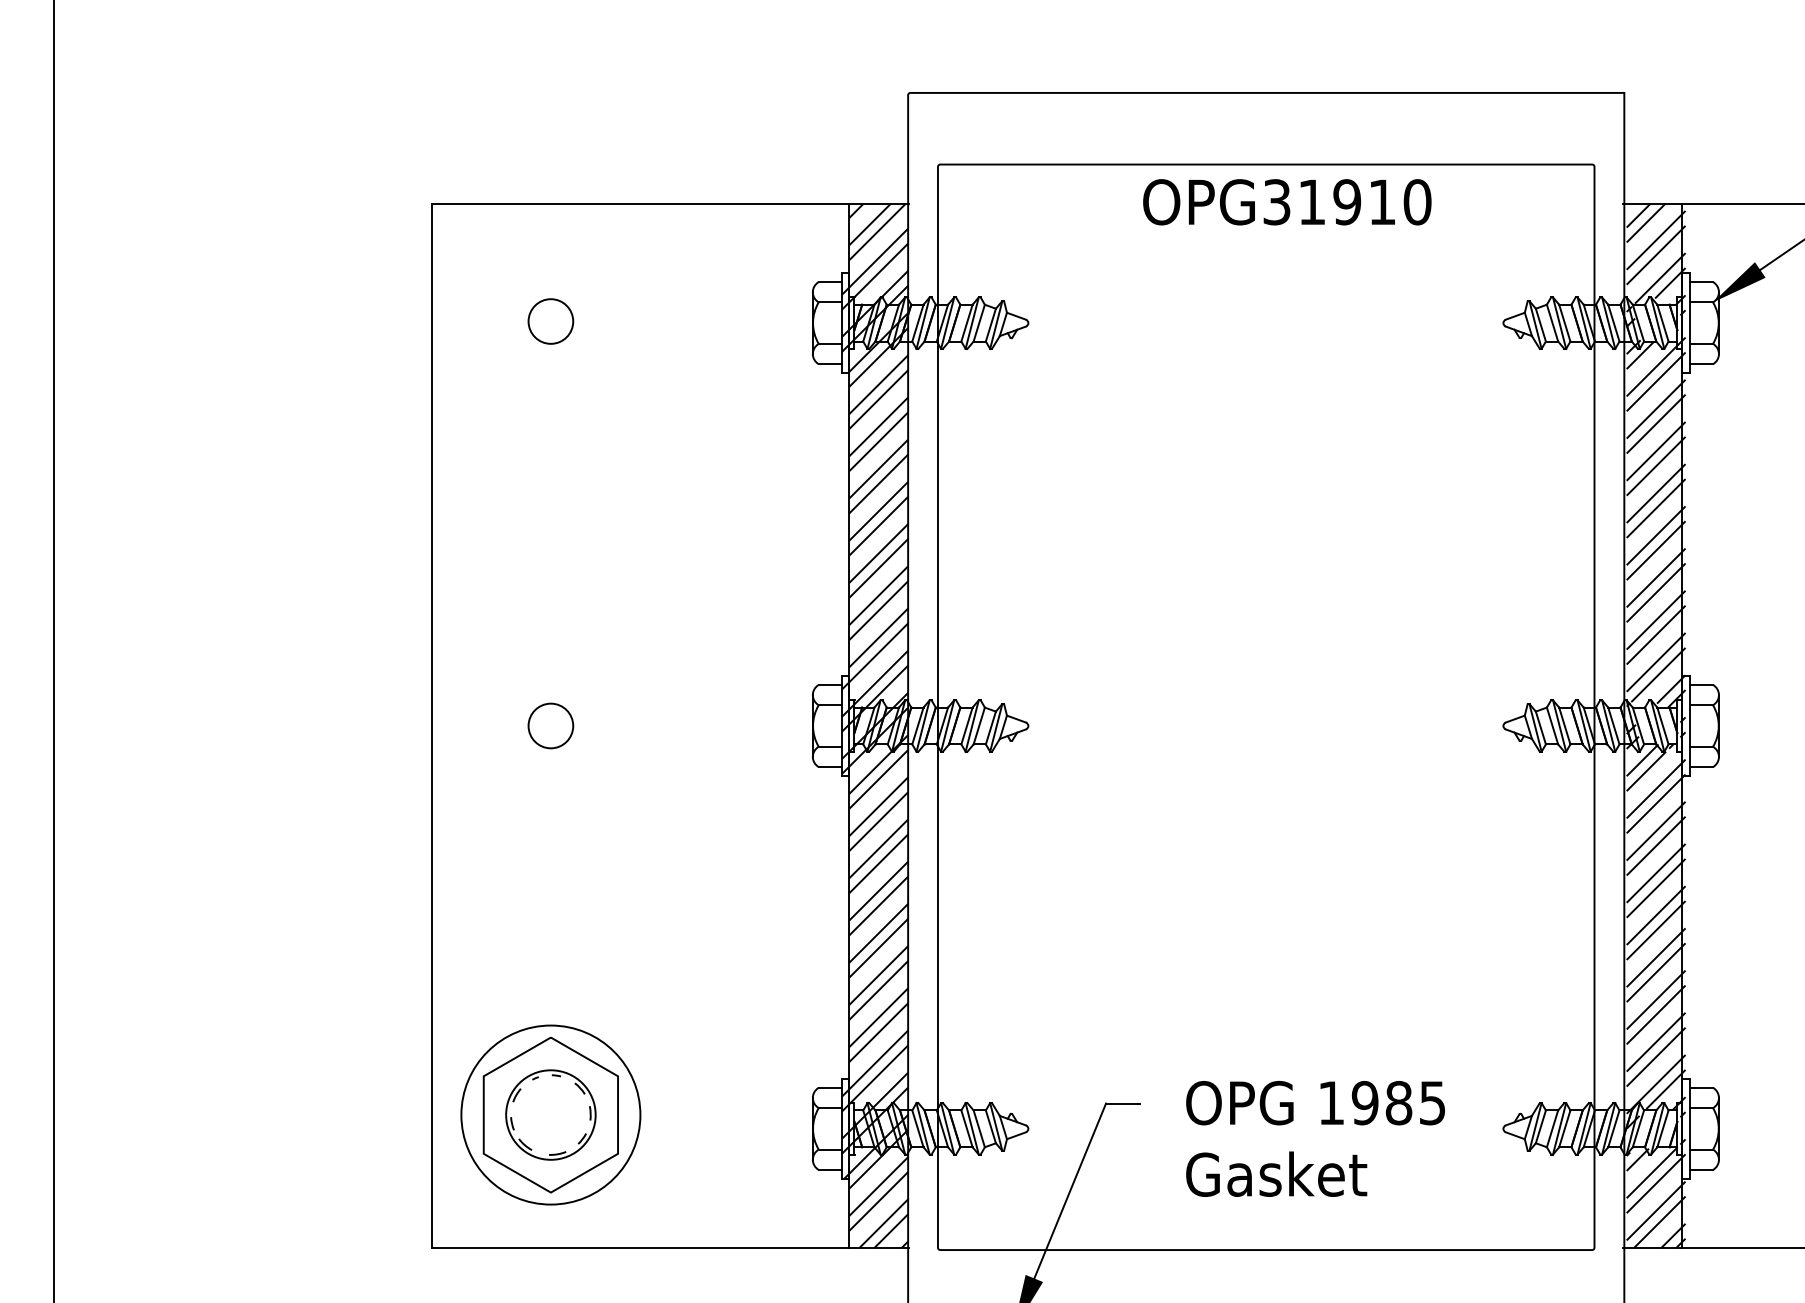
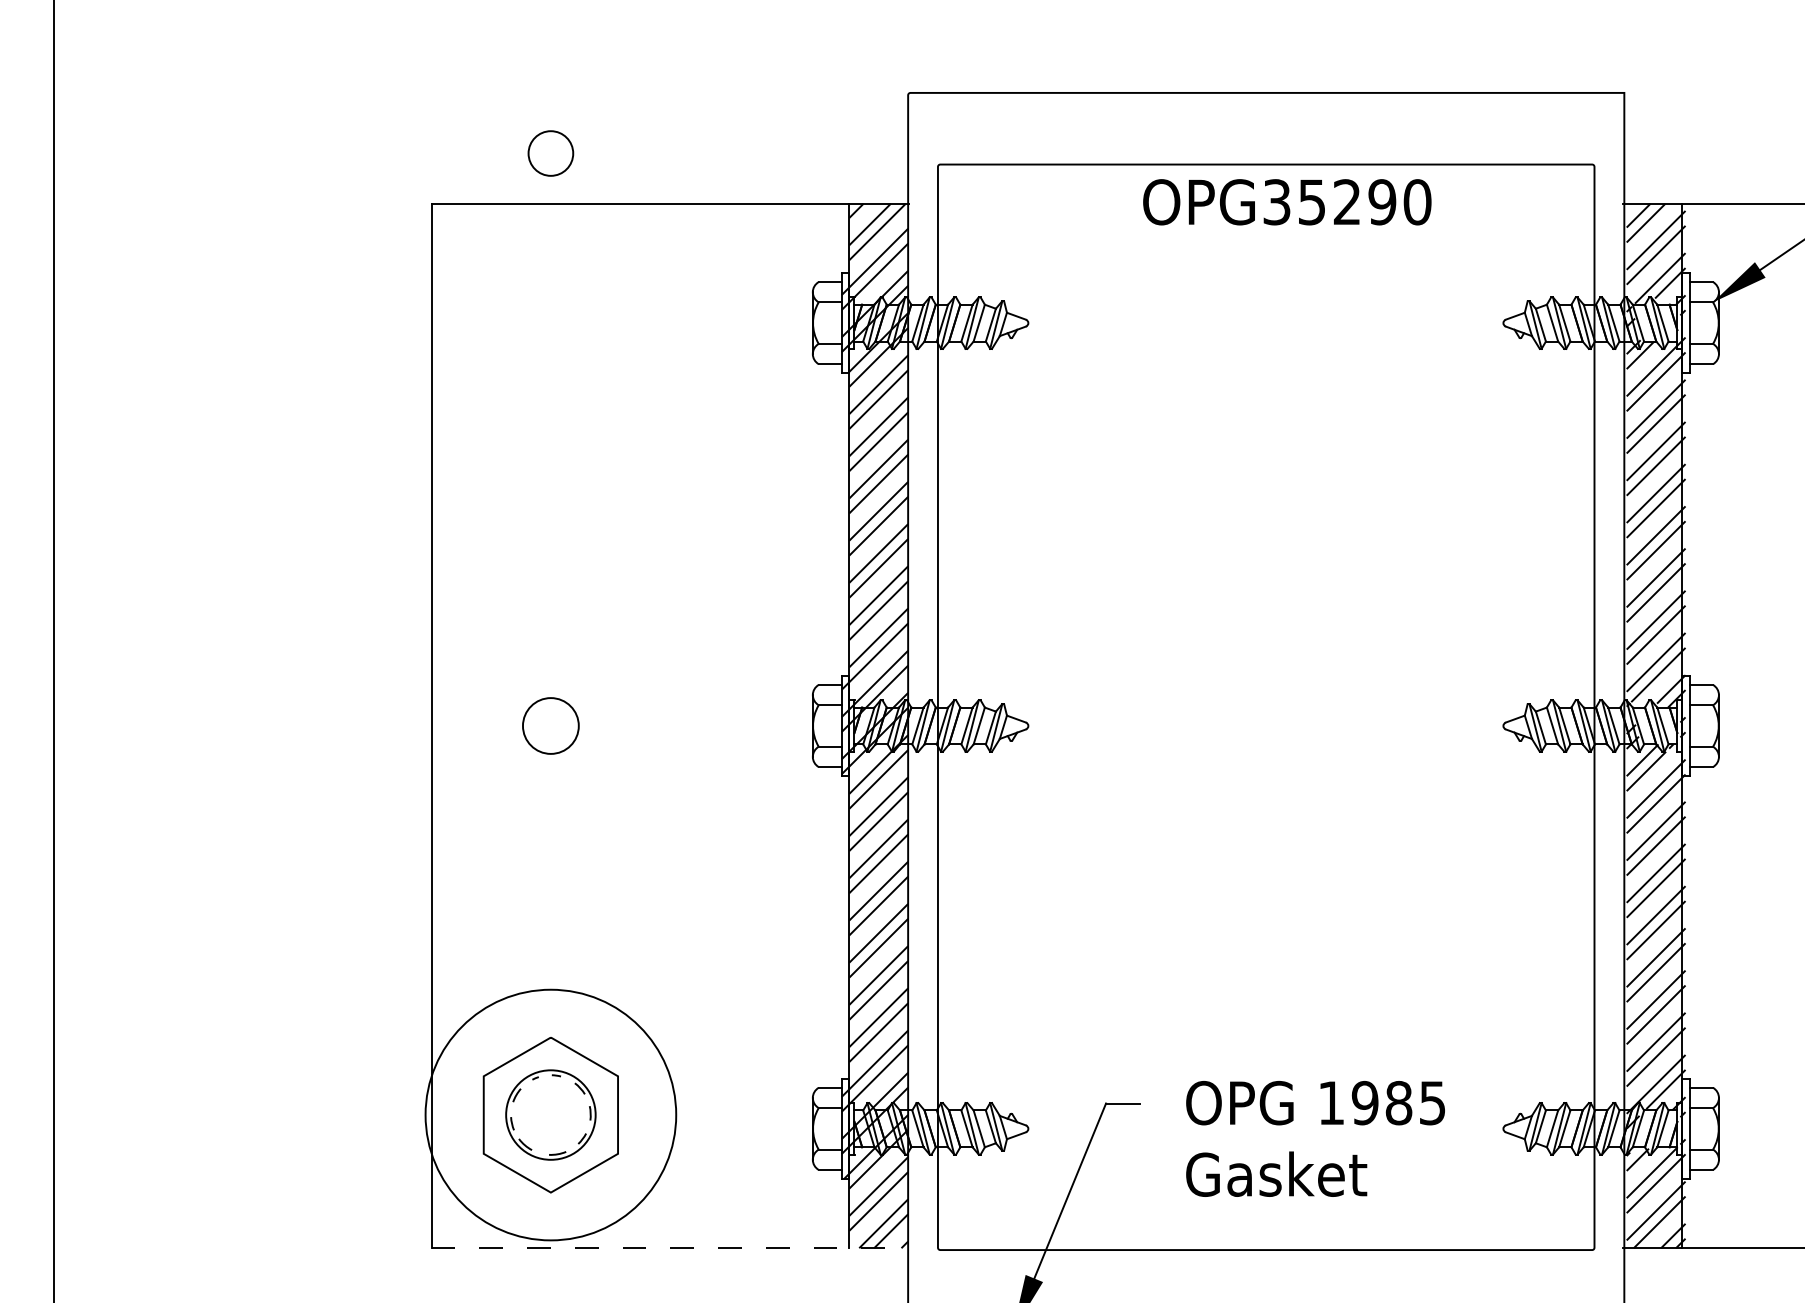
text: OPG31910 -> OPG35290 (1347, 202)
circle position: (550, 321) -> (550, 153) (550, 153)
circle diameter: 45 px -> 56 px (550, 725)
circle diameter: 179 px -> 251 px (550, 1114)
line: solid -> dashed (670, 1248)
